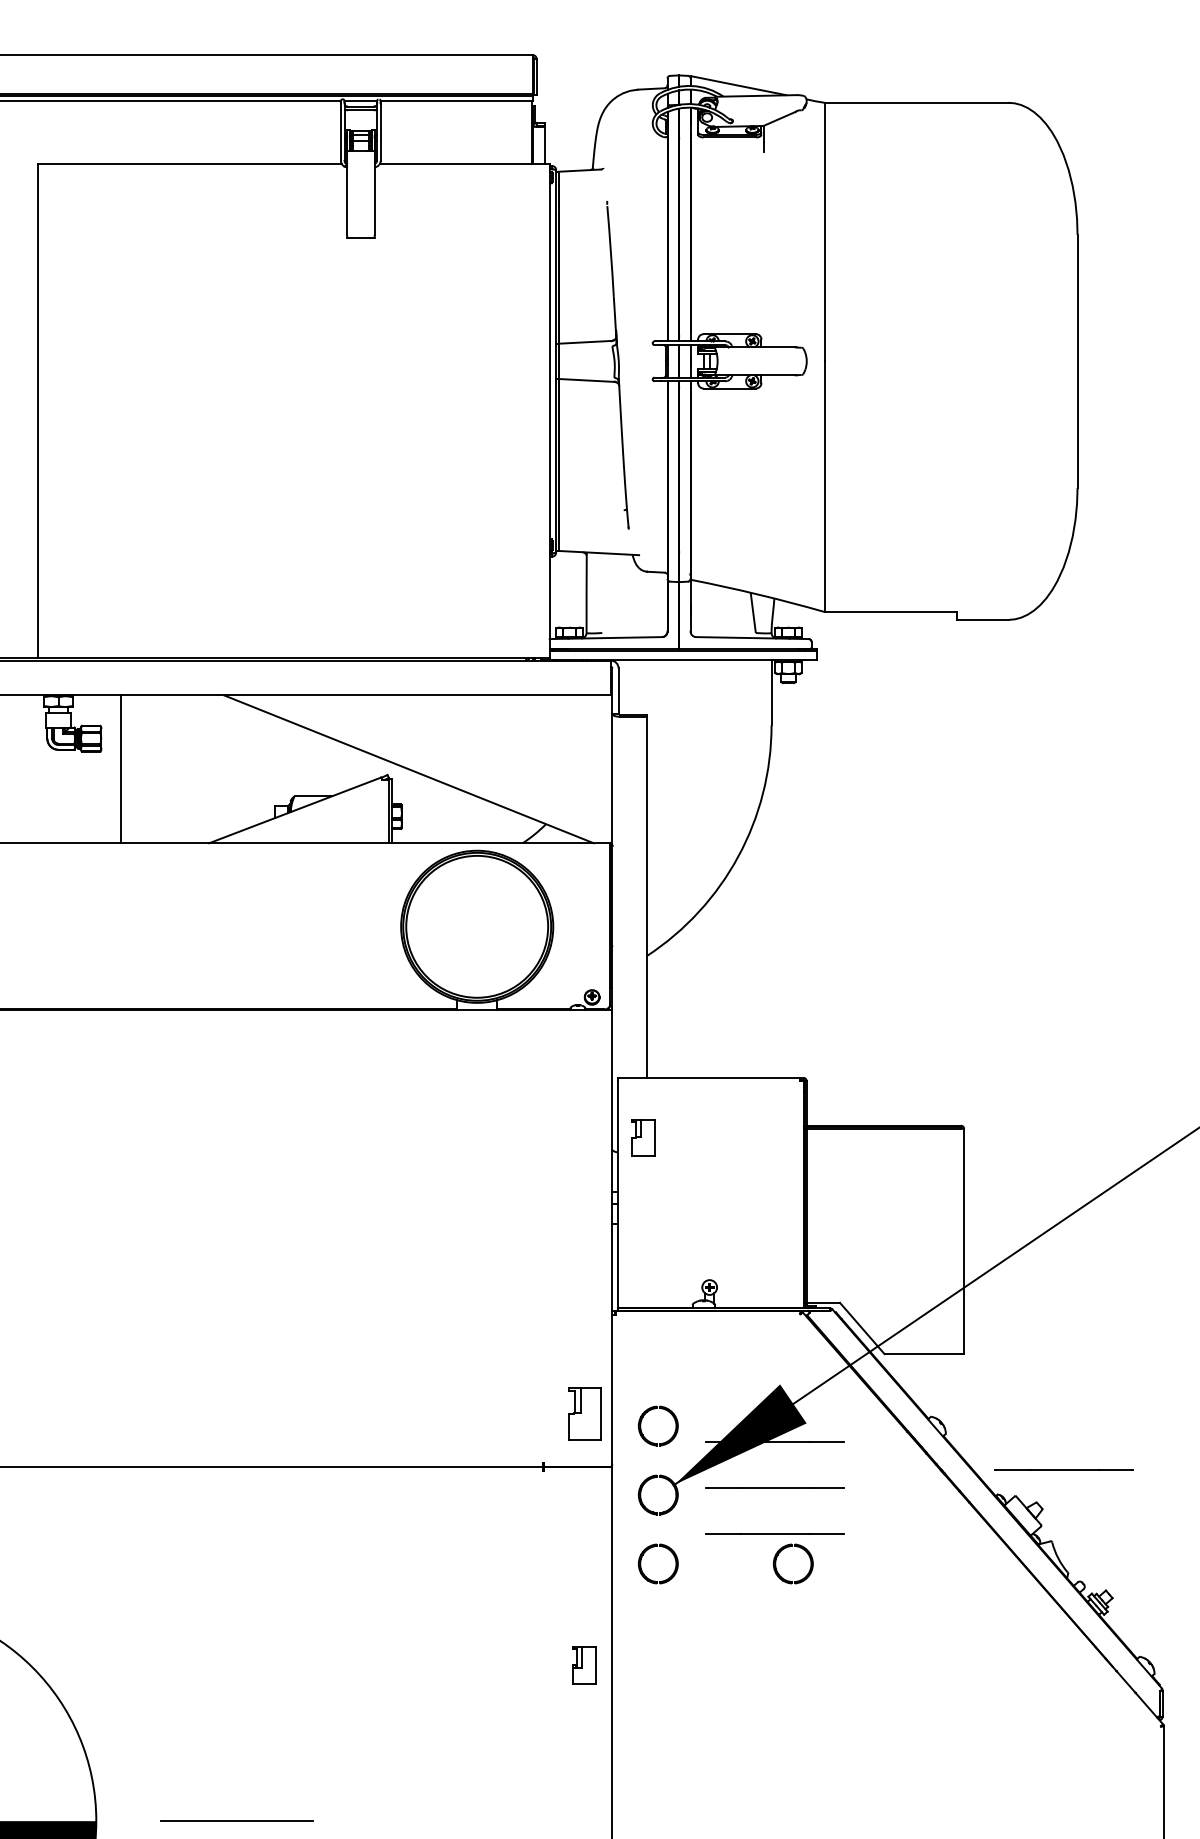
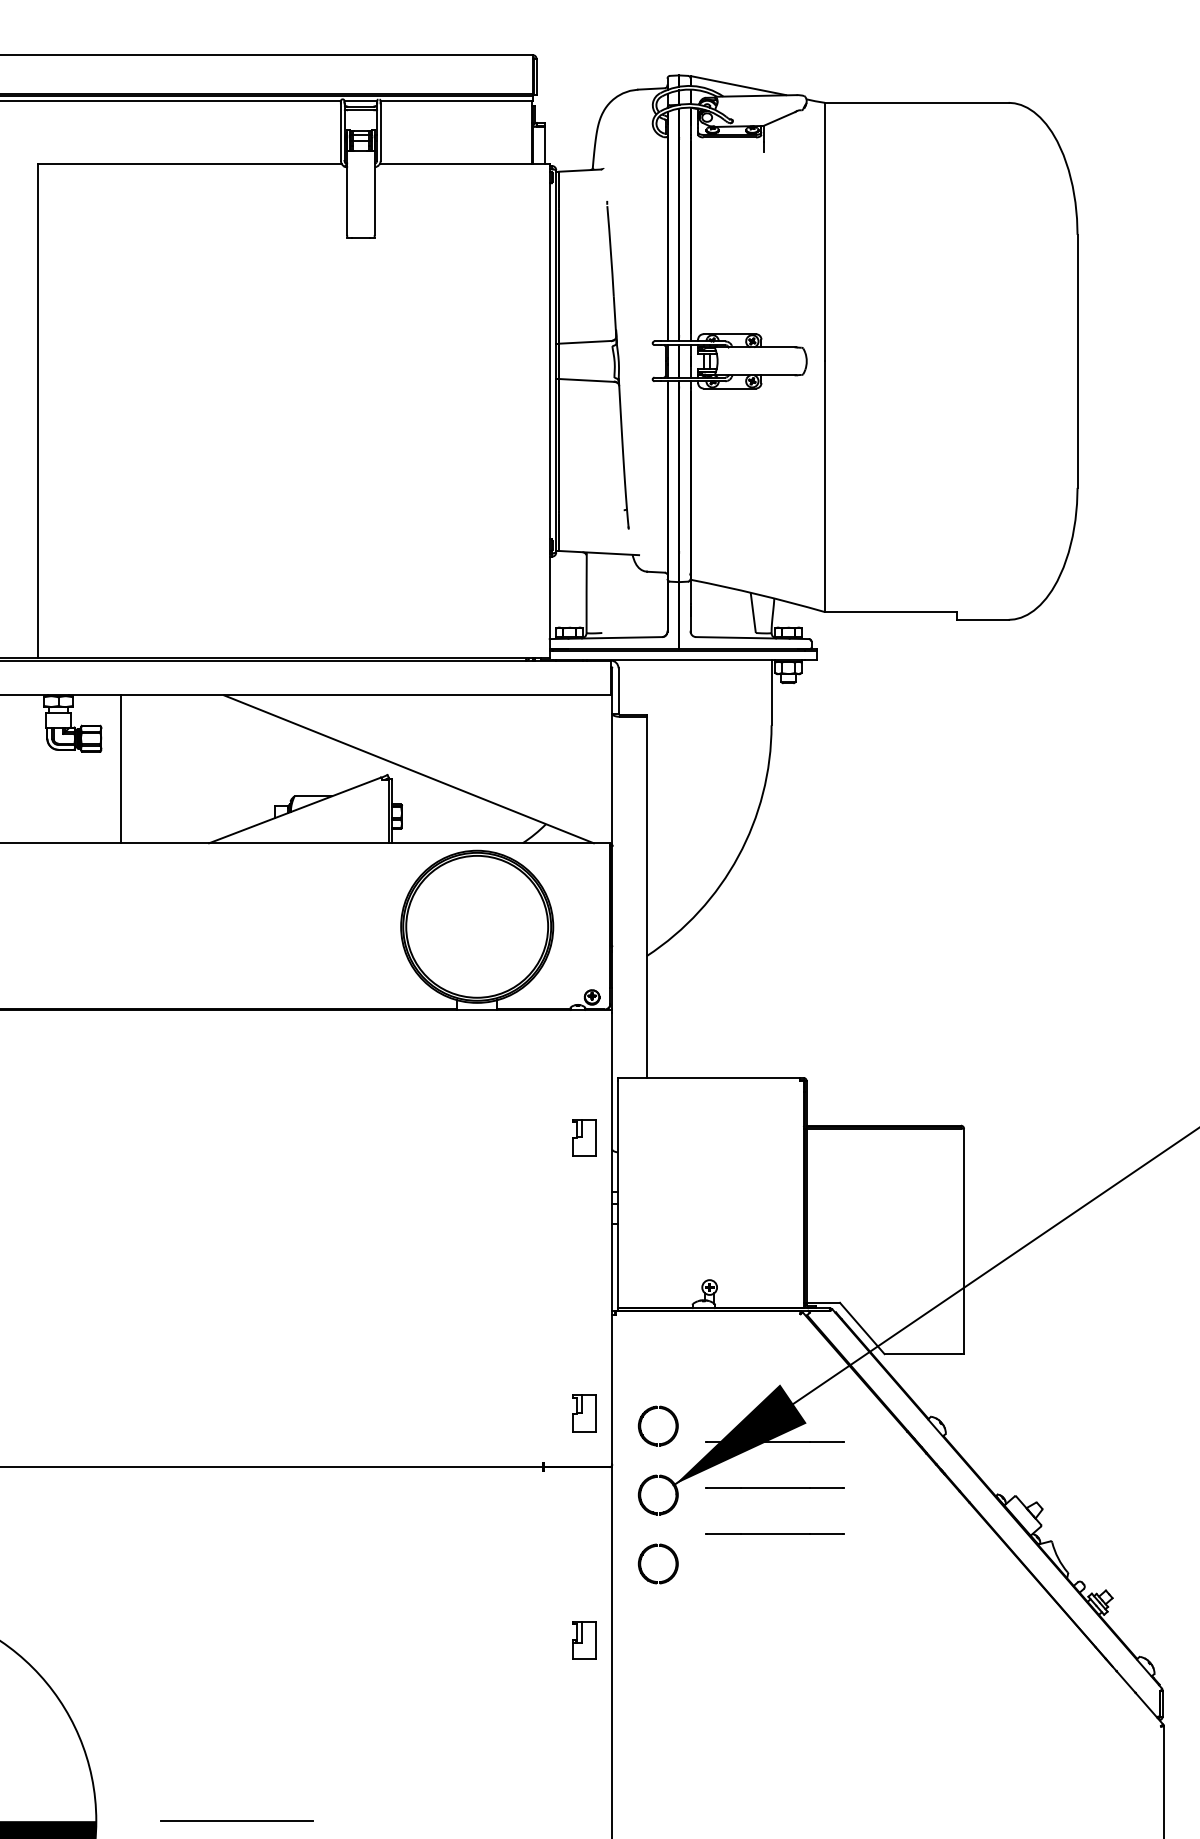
part position: (643, 1137) -> (584, 1137) (584, 1137)
part size: 34x54 px -> 25x39 px (584, 1413)
line: present -> none (1063, 1469)
part: present -> none (779, 1554)
part position: (584, 1665) -> (584, 1640) (584, 1640)
